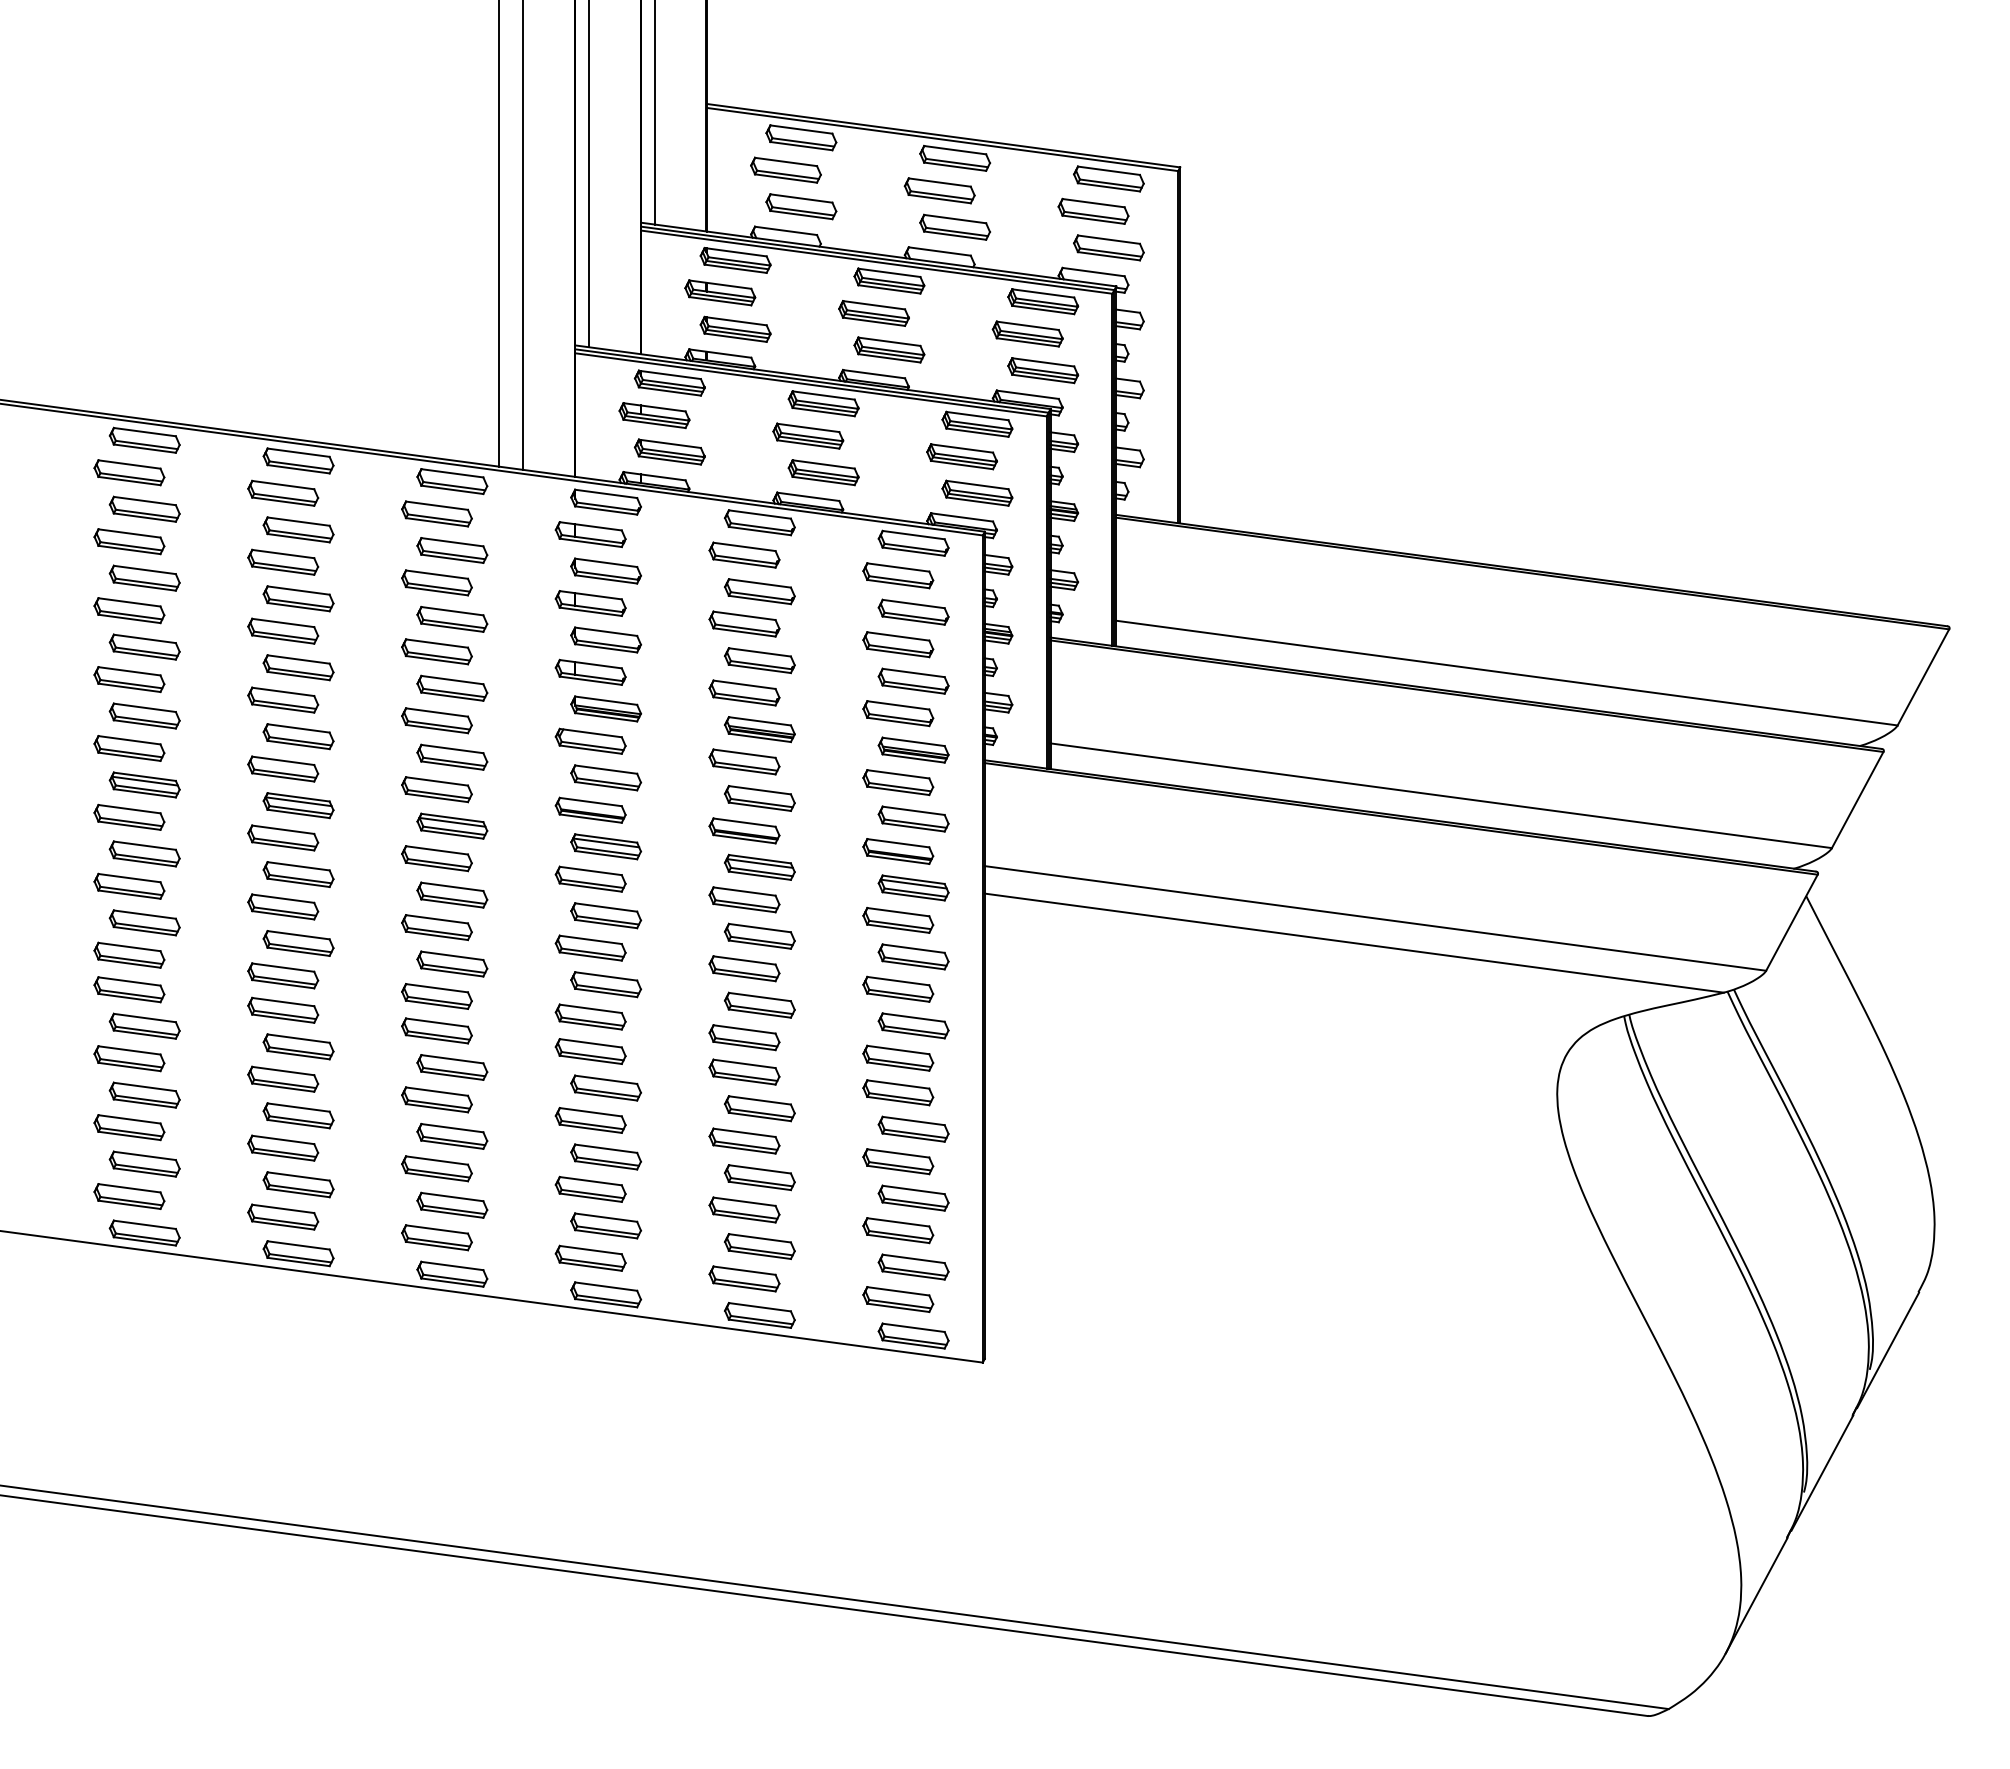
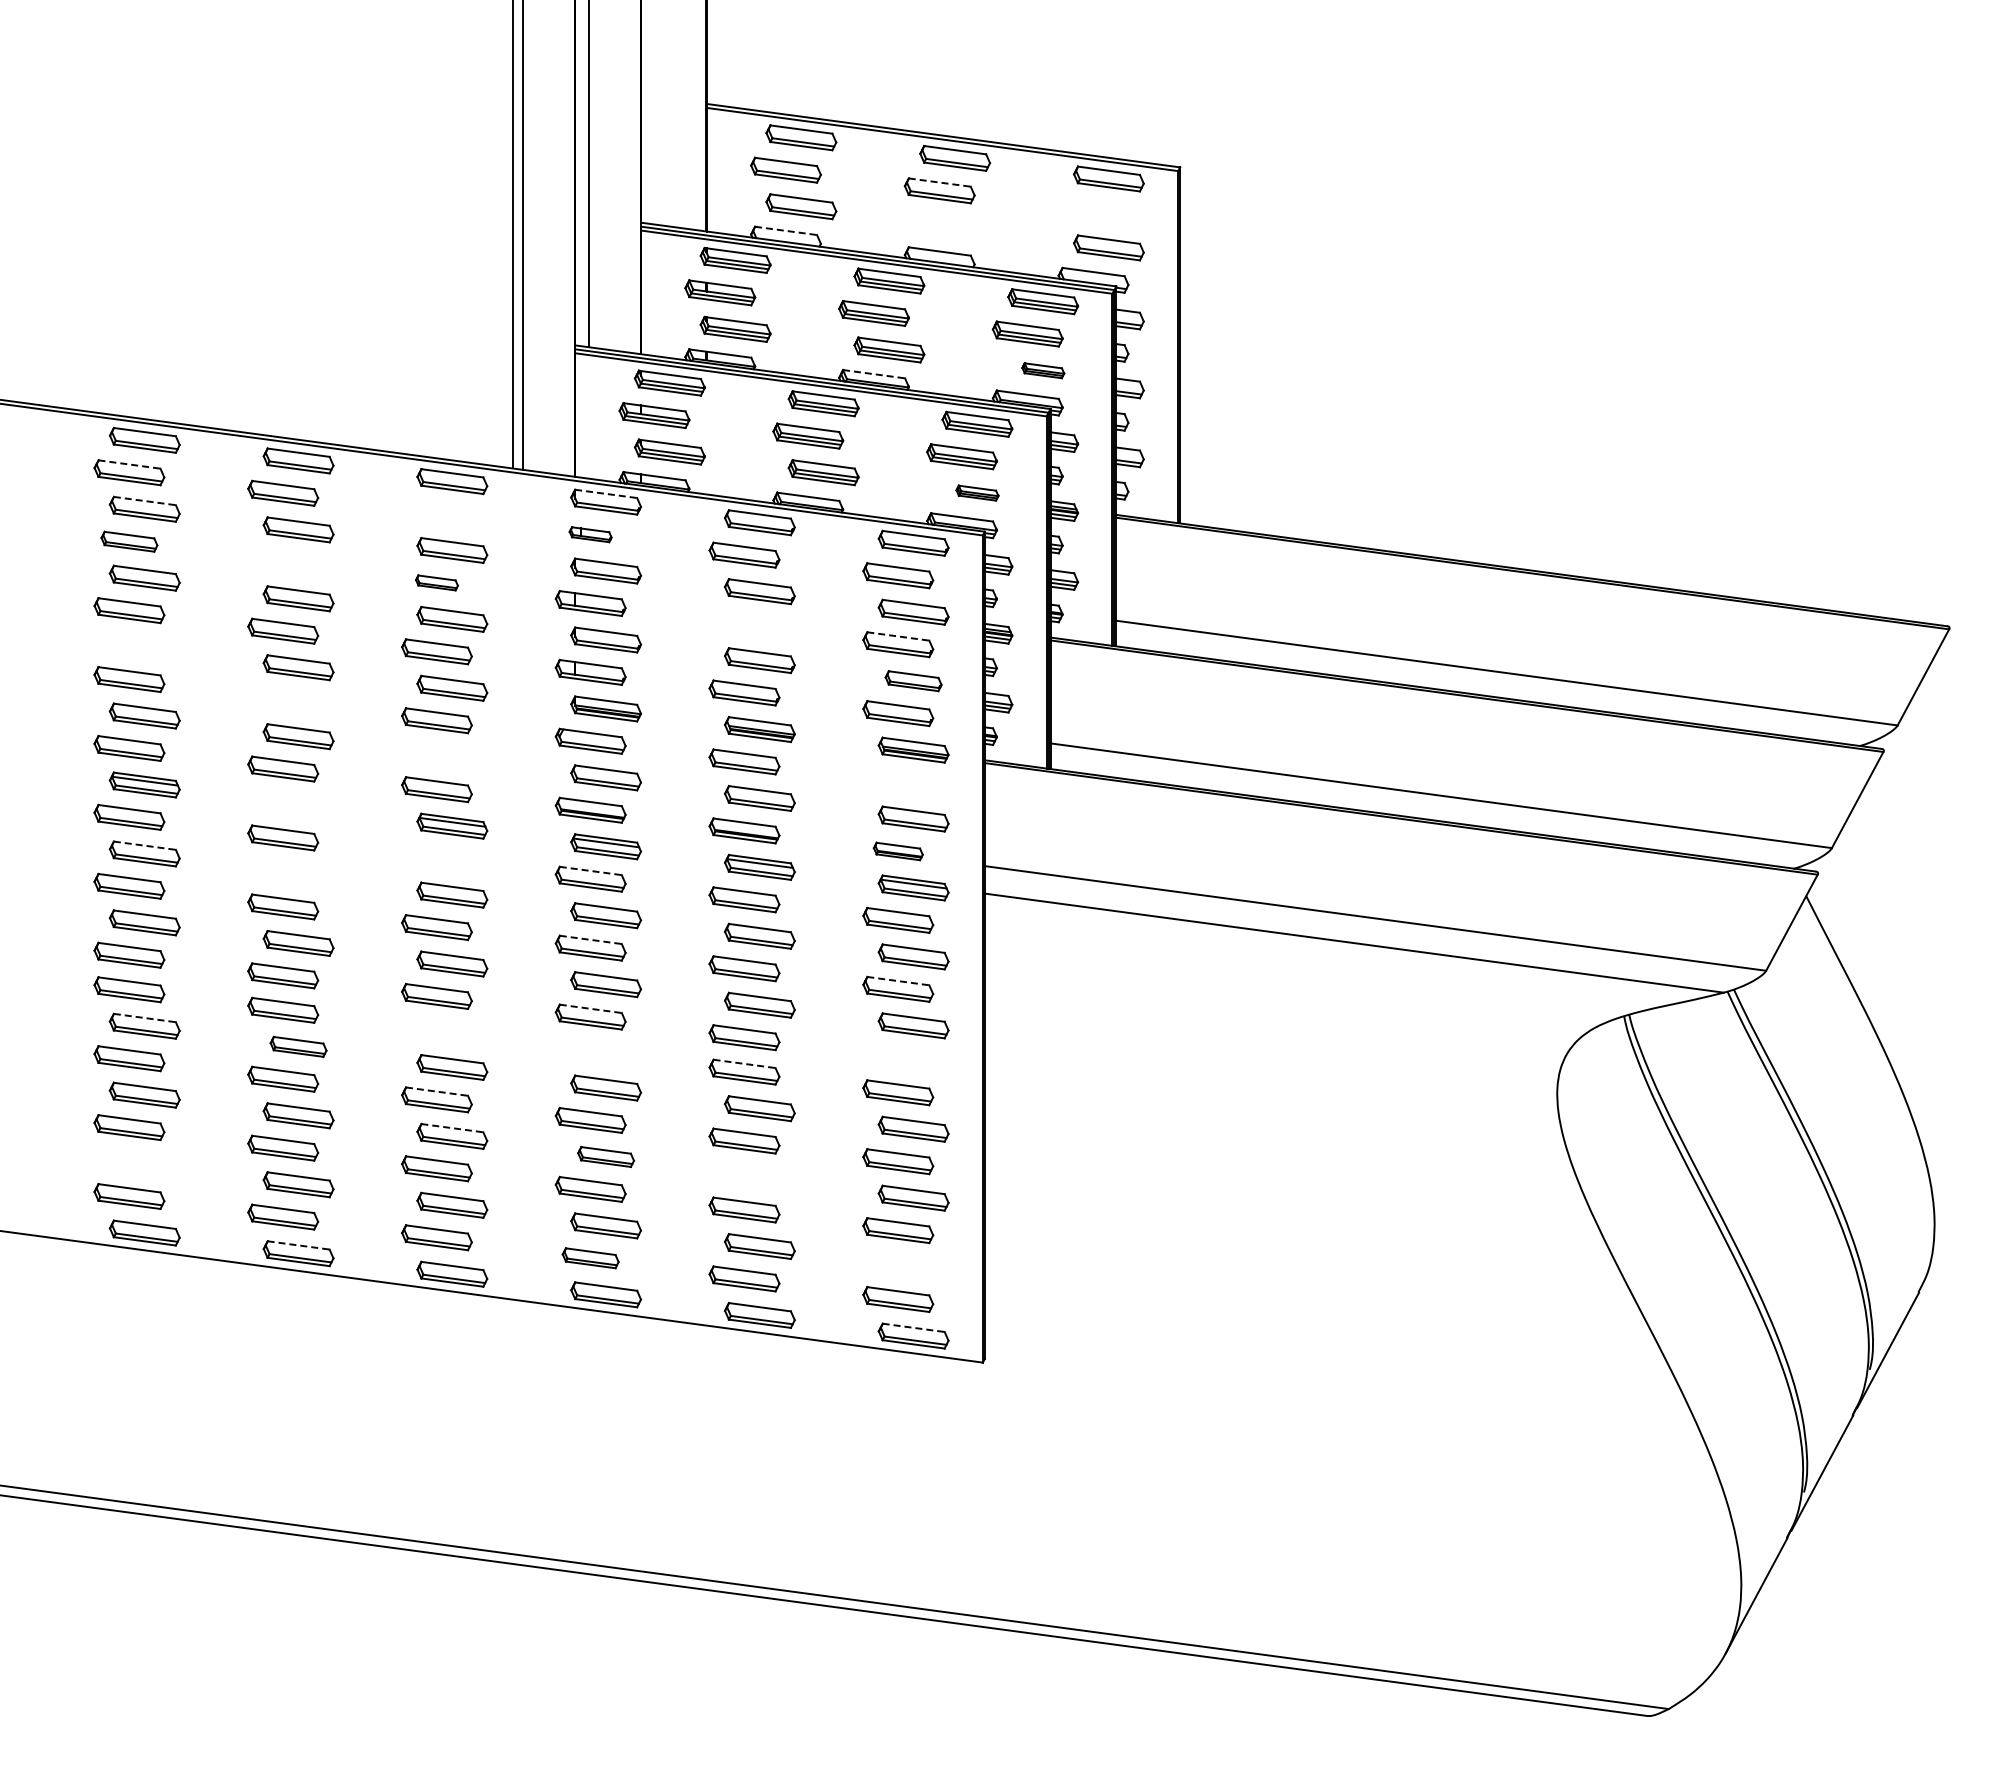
line: present -> none (654, 113)
line: solid -> dashed (940, 182)
part: present -> none (1093, 210)
part: present -> none (954, 226)
line: solid -> dashed (786, 230)
line position: (498, 234) -> (512, 234) (512, 234)
part size: 73x28 px -> 45x18 px (1043, 370)
line: solid -> dashed (874, 374)
line: solid -> dashed (130, 464)
part size: 73x28 px -> 45x18 px (977, 492)
line: solid -> dashed (606, 493)
line: solid -> dashed (145, 501)
part: present -> none (436, 513)
part size: 73x28 px -> 45x18 px (590, 534)
part size: 73x28 px -> 59x23 px (129, 541)
part: present -> none (283, 561)
part size: 72x28 px -> 44x18 px (436, 582)
part: present -> none (744, 623)
line: solid -> dashed (898, 636)
part: present -> none (144, 646)
part size: 73x28 px -> 59x23 px (913, 681)
part: present -> none (283, 699)
part: present -> none (452, 756)
part: present -> none (898, 782)
part: present -> none (298, 805)
line: solid -> dashed (145, 845)
part size: 73x27 px -> 52x21 px (897, 851)
part: present -> none (436, 858)
line: solid -> dashed (591, 871)
part: present -> none (298, 874)
line: solid -> dashed (591, 939)
line: solid -> dashed (898, 981)
line: solid -> dashed (591, 1008)
line: solid -> dashed (145, 1018)
part: present -> none (436, 1030)
part size: 73x28 px -> 59x23 px (298, 1046)
part: present -> none (590, 1051)
part: present -> none (898, 1057)
line: solid -> dashed (745, 1063)
line: solid -> dashed (437, 1091)
line: solid -> dashed (452, 1128)
part size: 72x28 px -> 58x22 px (605, 1156)
part: present -> none (144, 1163)
part: present -> none (759, 1177)
line: solid -> dashed (299, 1245)
part size: 73x28 px -> 59x23 px (590, 1258)
part: present -> none (913, 1266)
line: solid -> dashed (914, 1327)
